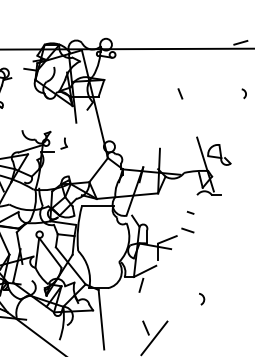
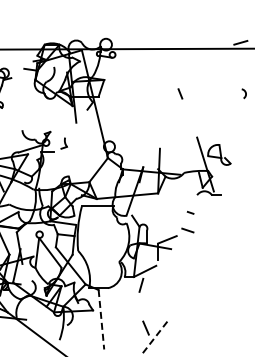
arc: present -> none (202, 297)
line: solid -> dashed (101, 319)
line: solid -> dashed (154, 338)
